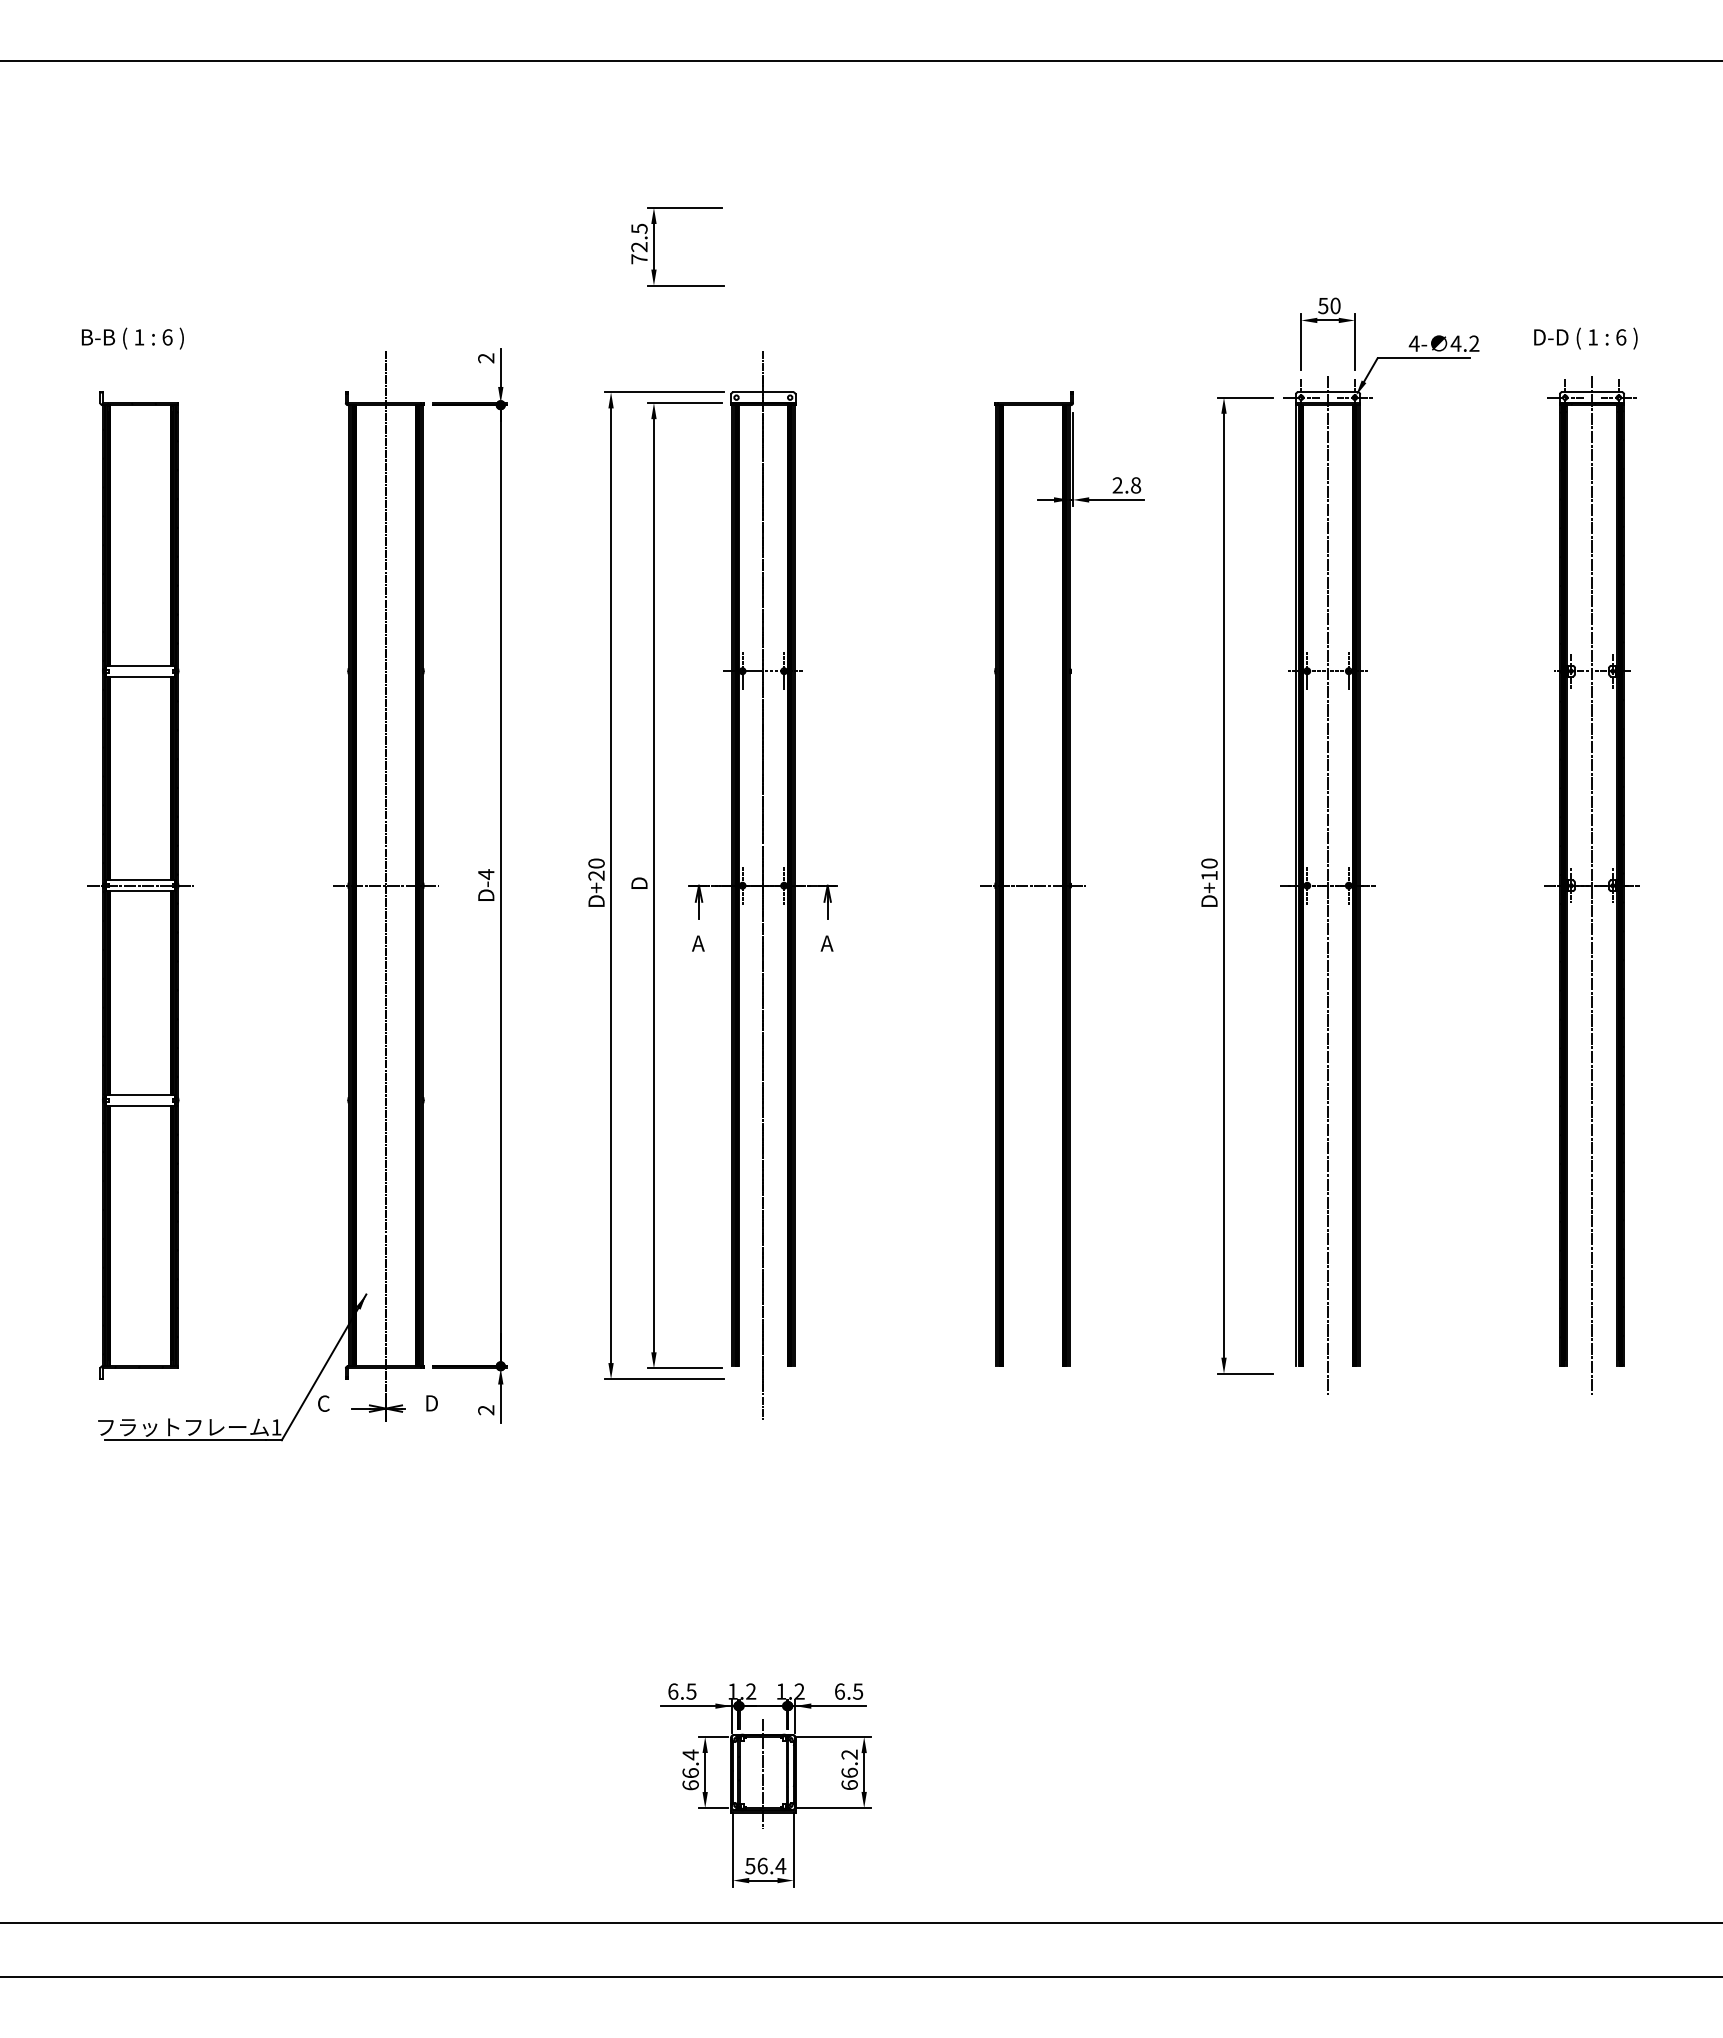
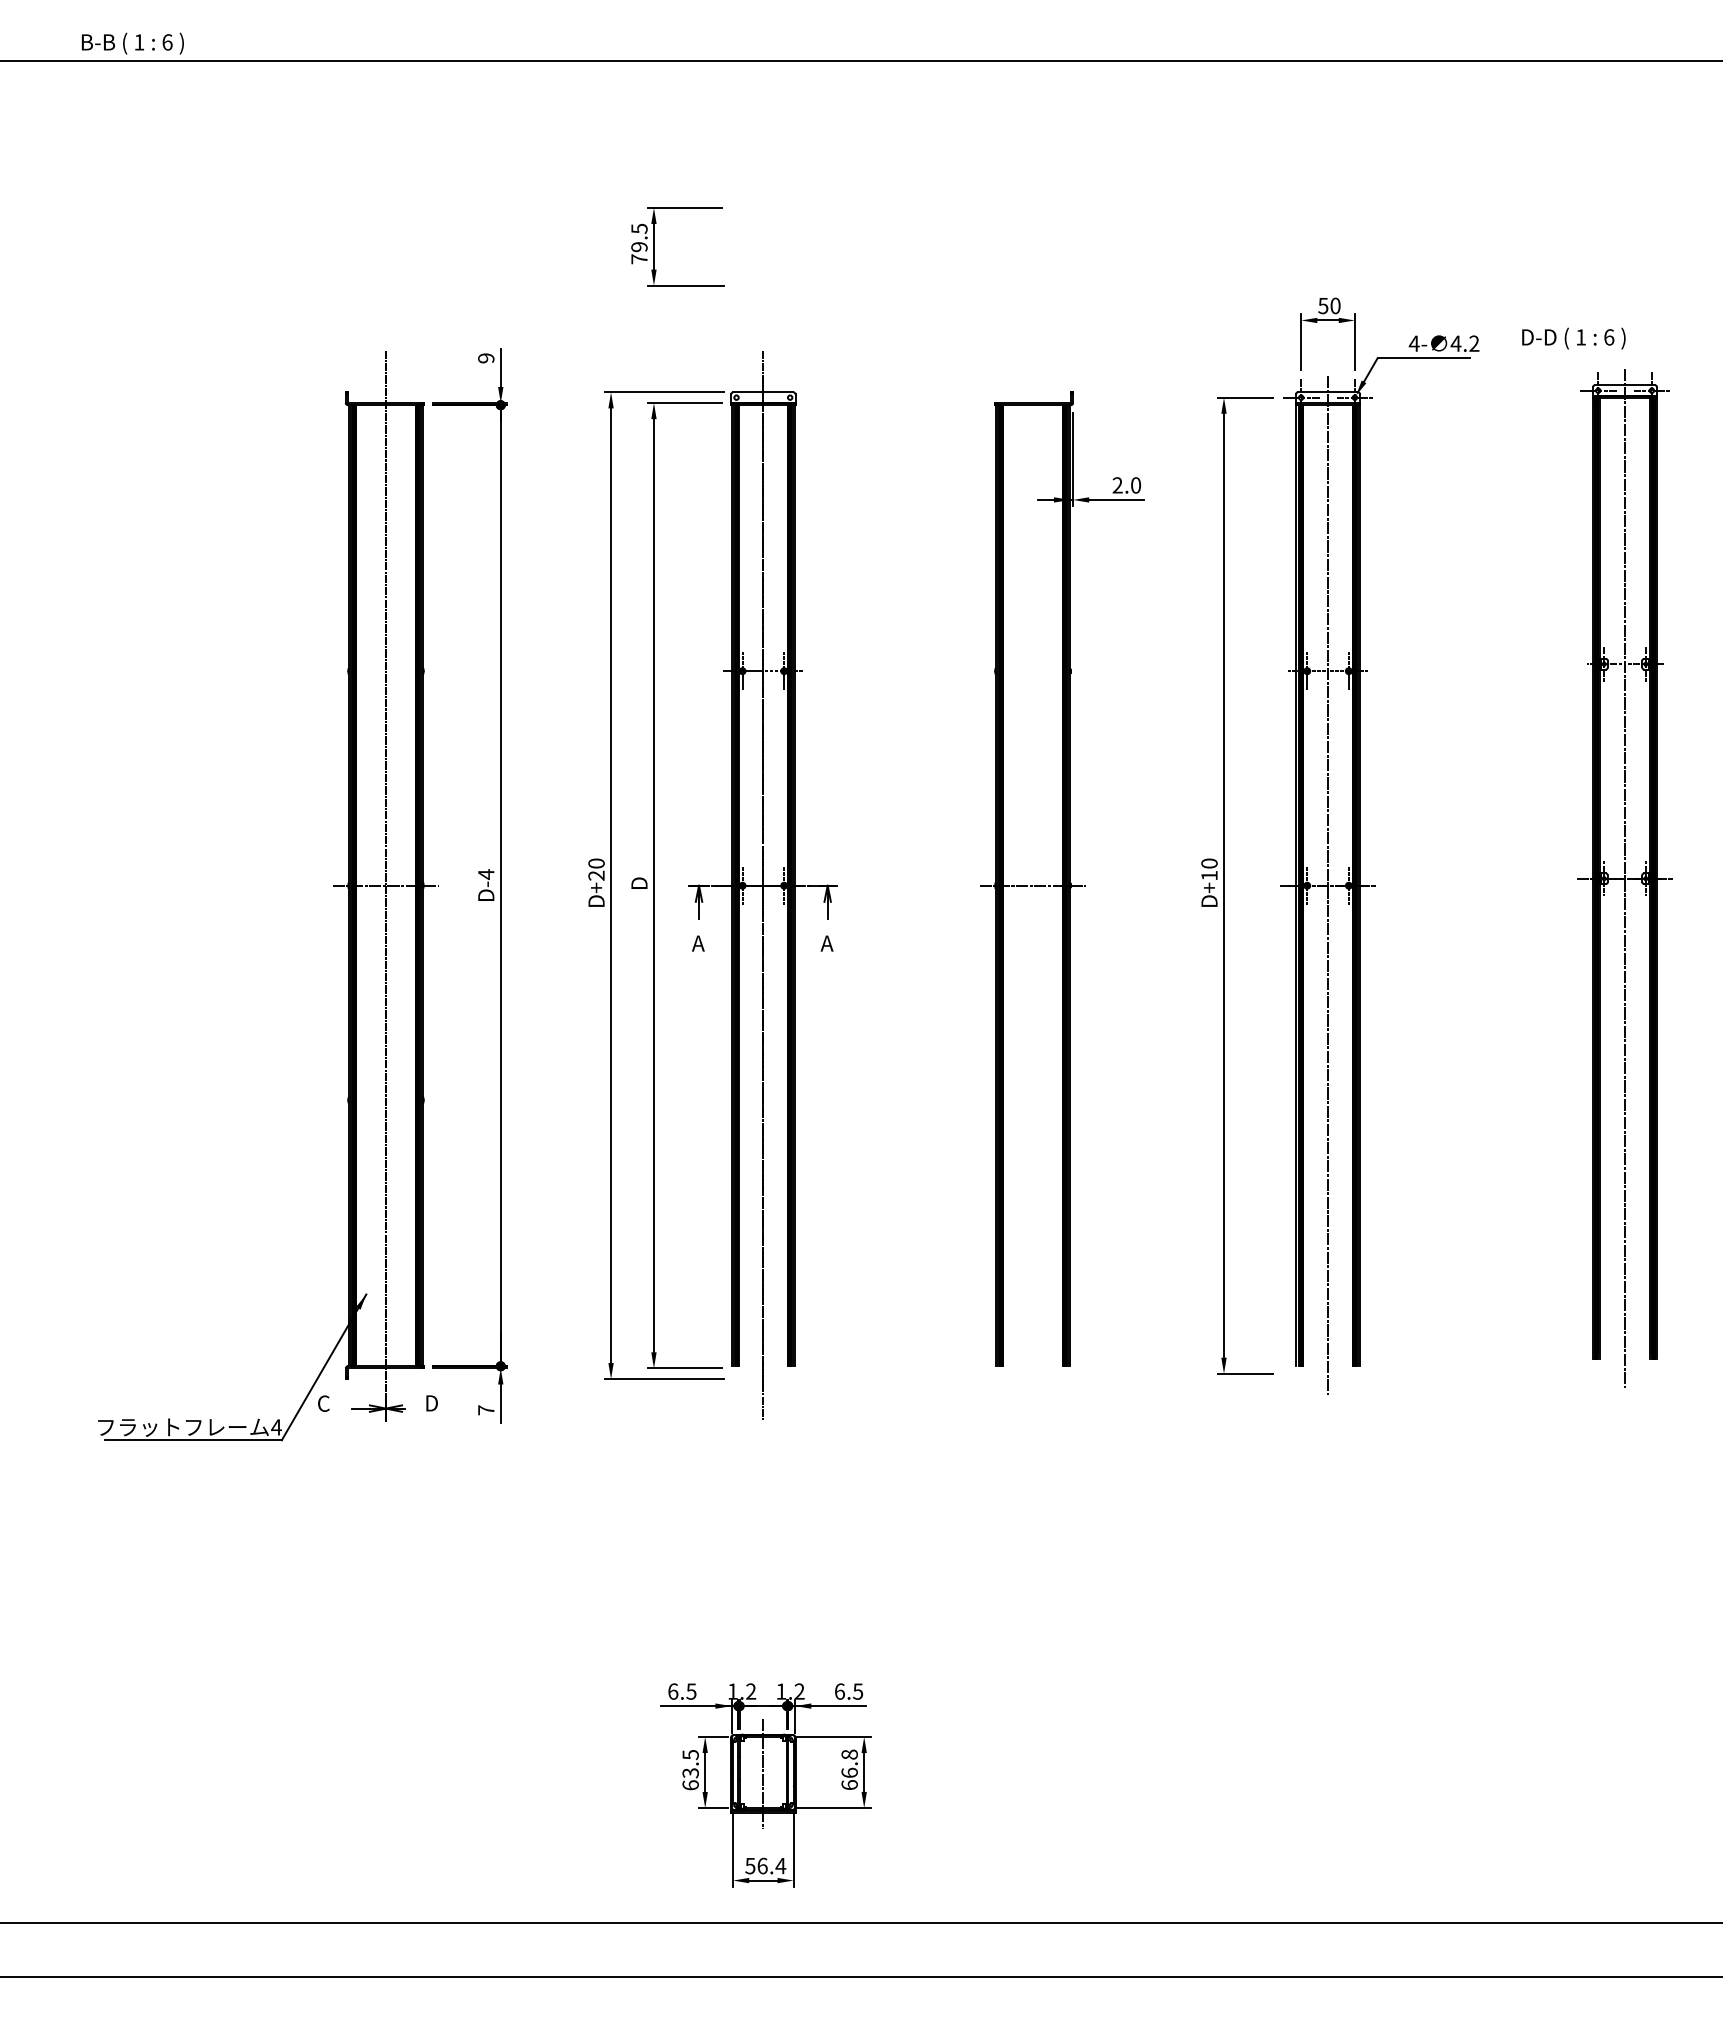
text: 72.5 -> 79.5 (639, 247)
text position: (132, 338) -> (132, 43) (132, 43)
text position: (1585, 338) -> (1573, 338) (1573, 338)
text: 2 -> 9 (486, 358)
text: 2.8 -> 2.0 (1136, 485)
part: present -> none (140, 885)
part position: (1591, 885) -> (1624, 878) (1624, 878)
text: 2 -> 7 (486, 1410)
text: 1 -> 4 (276, 1427)
text: 66.2 -> 66.8 (849, 1754)
text: 66.4 -> 63.5 (690, 1763)
